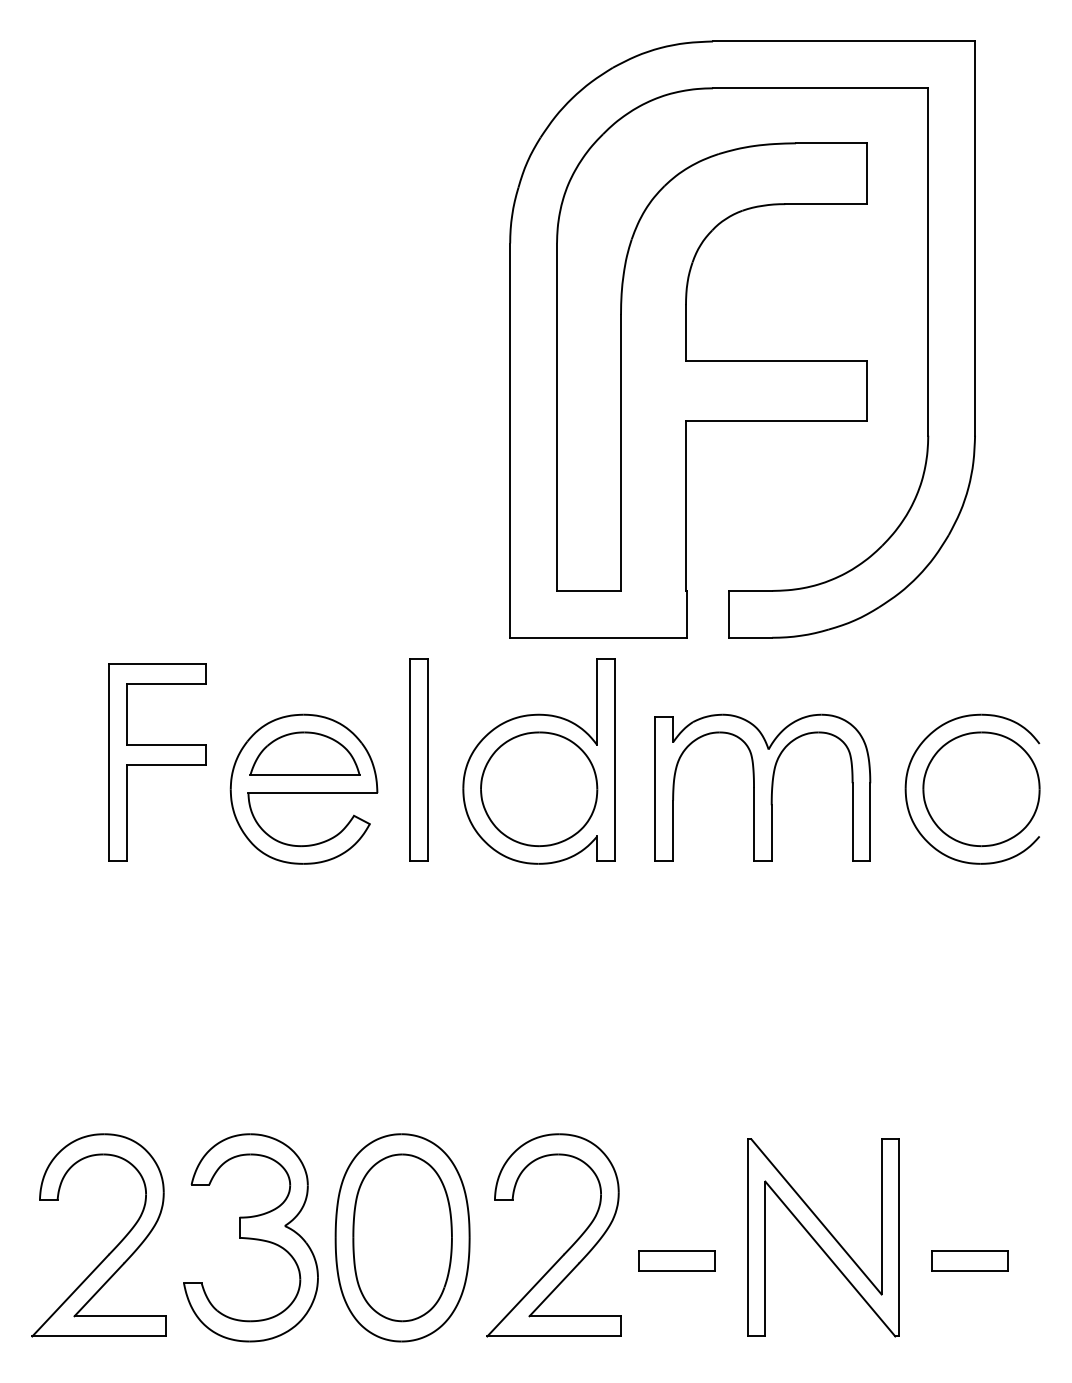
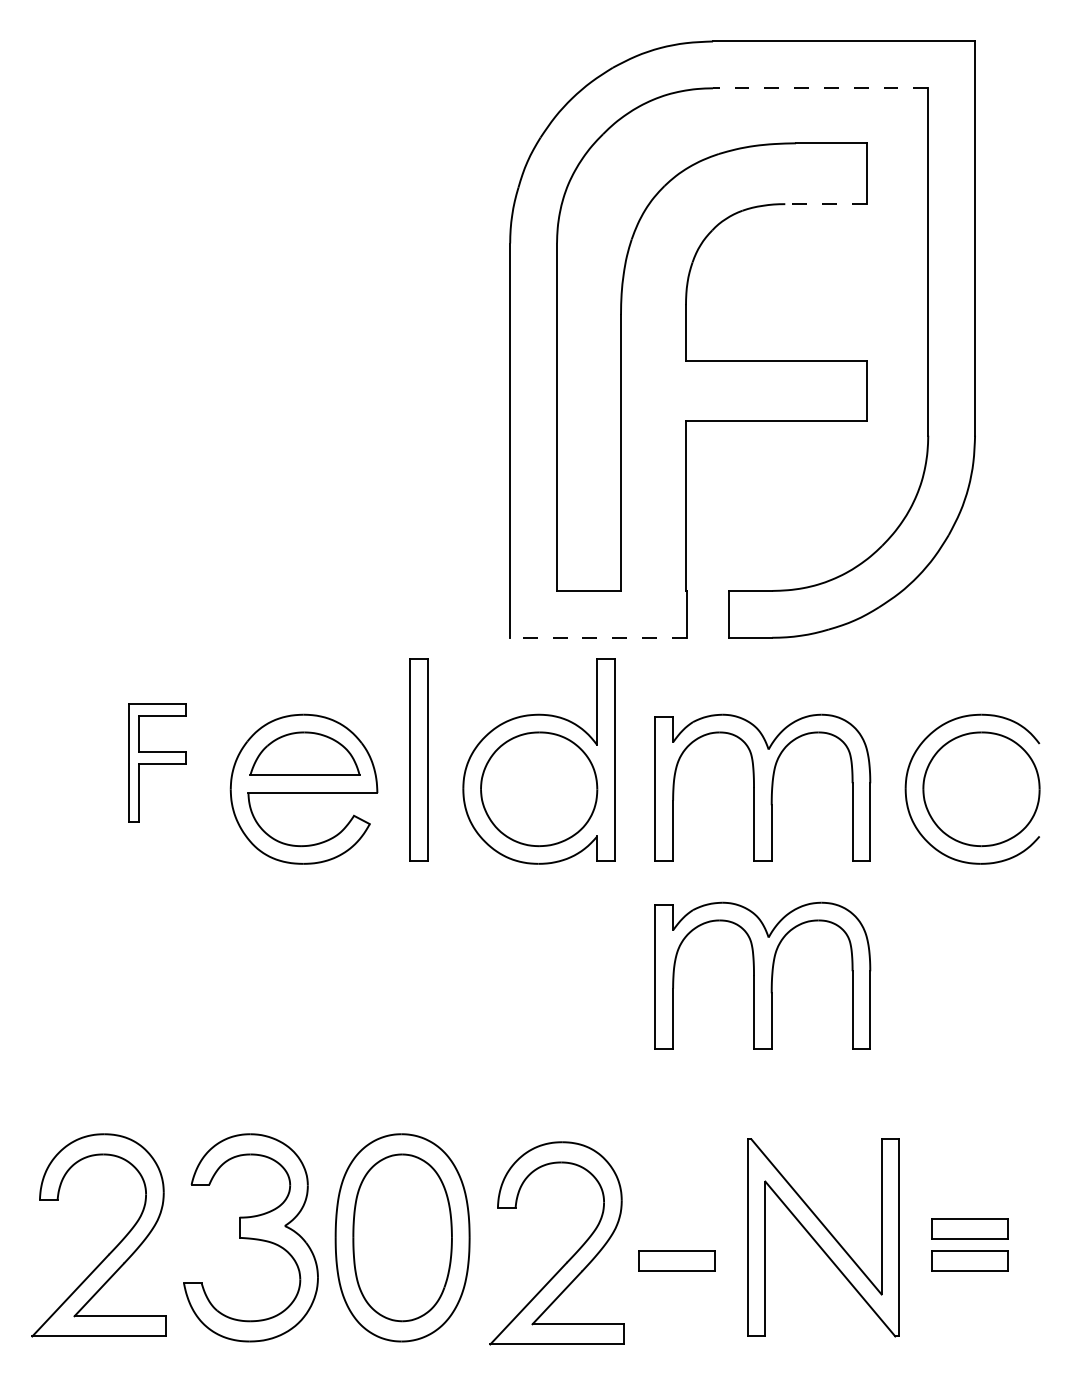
line: solid -> dashed (820, 88)
line: solid -> dashed (825, 204)
line: solid -> dashed (597, 637)
part size: 99x199 px -> 59x120 px (157, 762)
part: none -> present (762, 975)
part: none -> present (969, 1228)
part position: (567, 1249) -> (570, 1257) (570, 1257)
